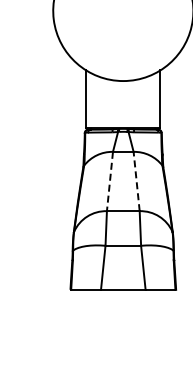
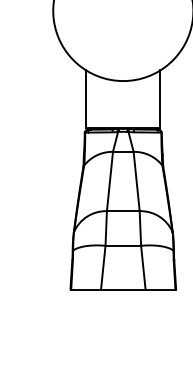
line: dashed -> solid (109, 181)
line: dashed -> solid (136, 181)
